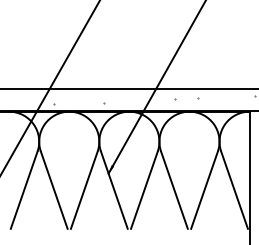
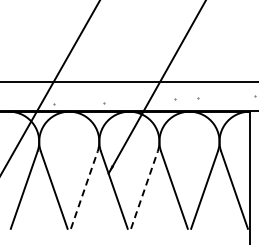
line position: (128, 88) -> (128, 81) (128, 81)
line: solid -> dashed (84, 190)
line: solid -> dashed (144, 190)
